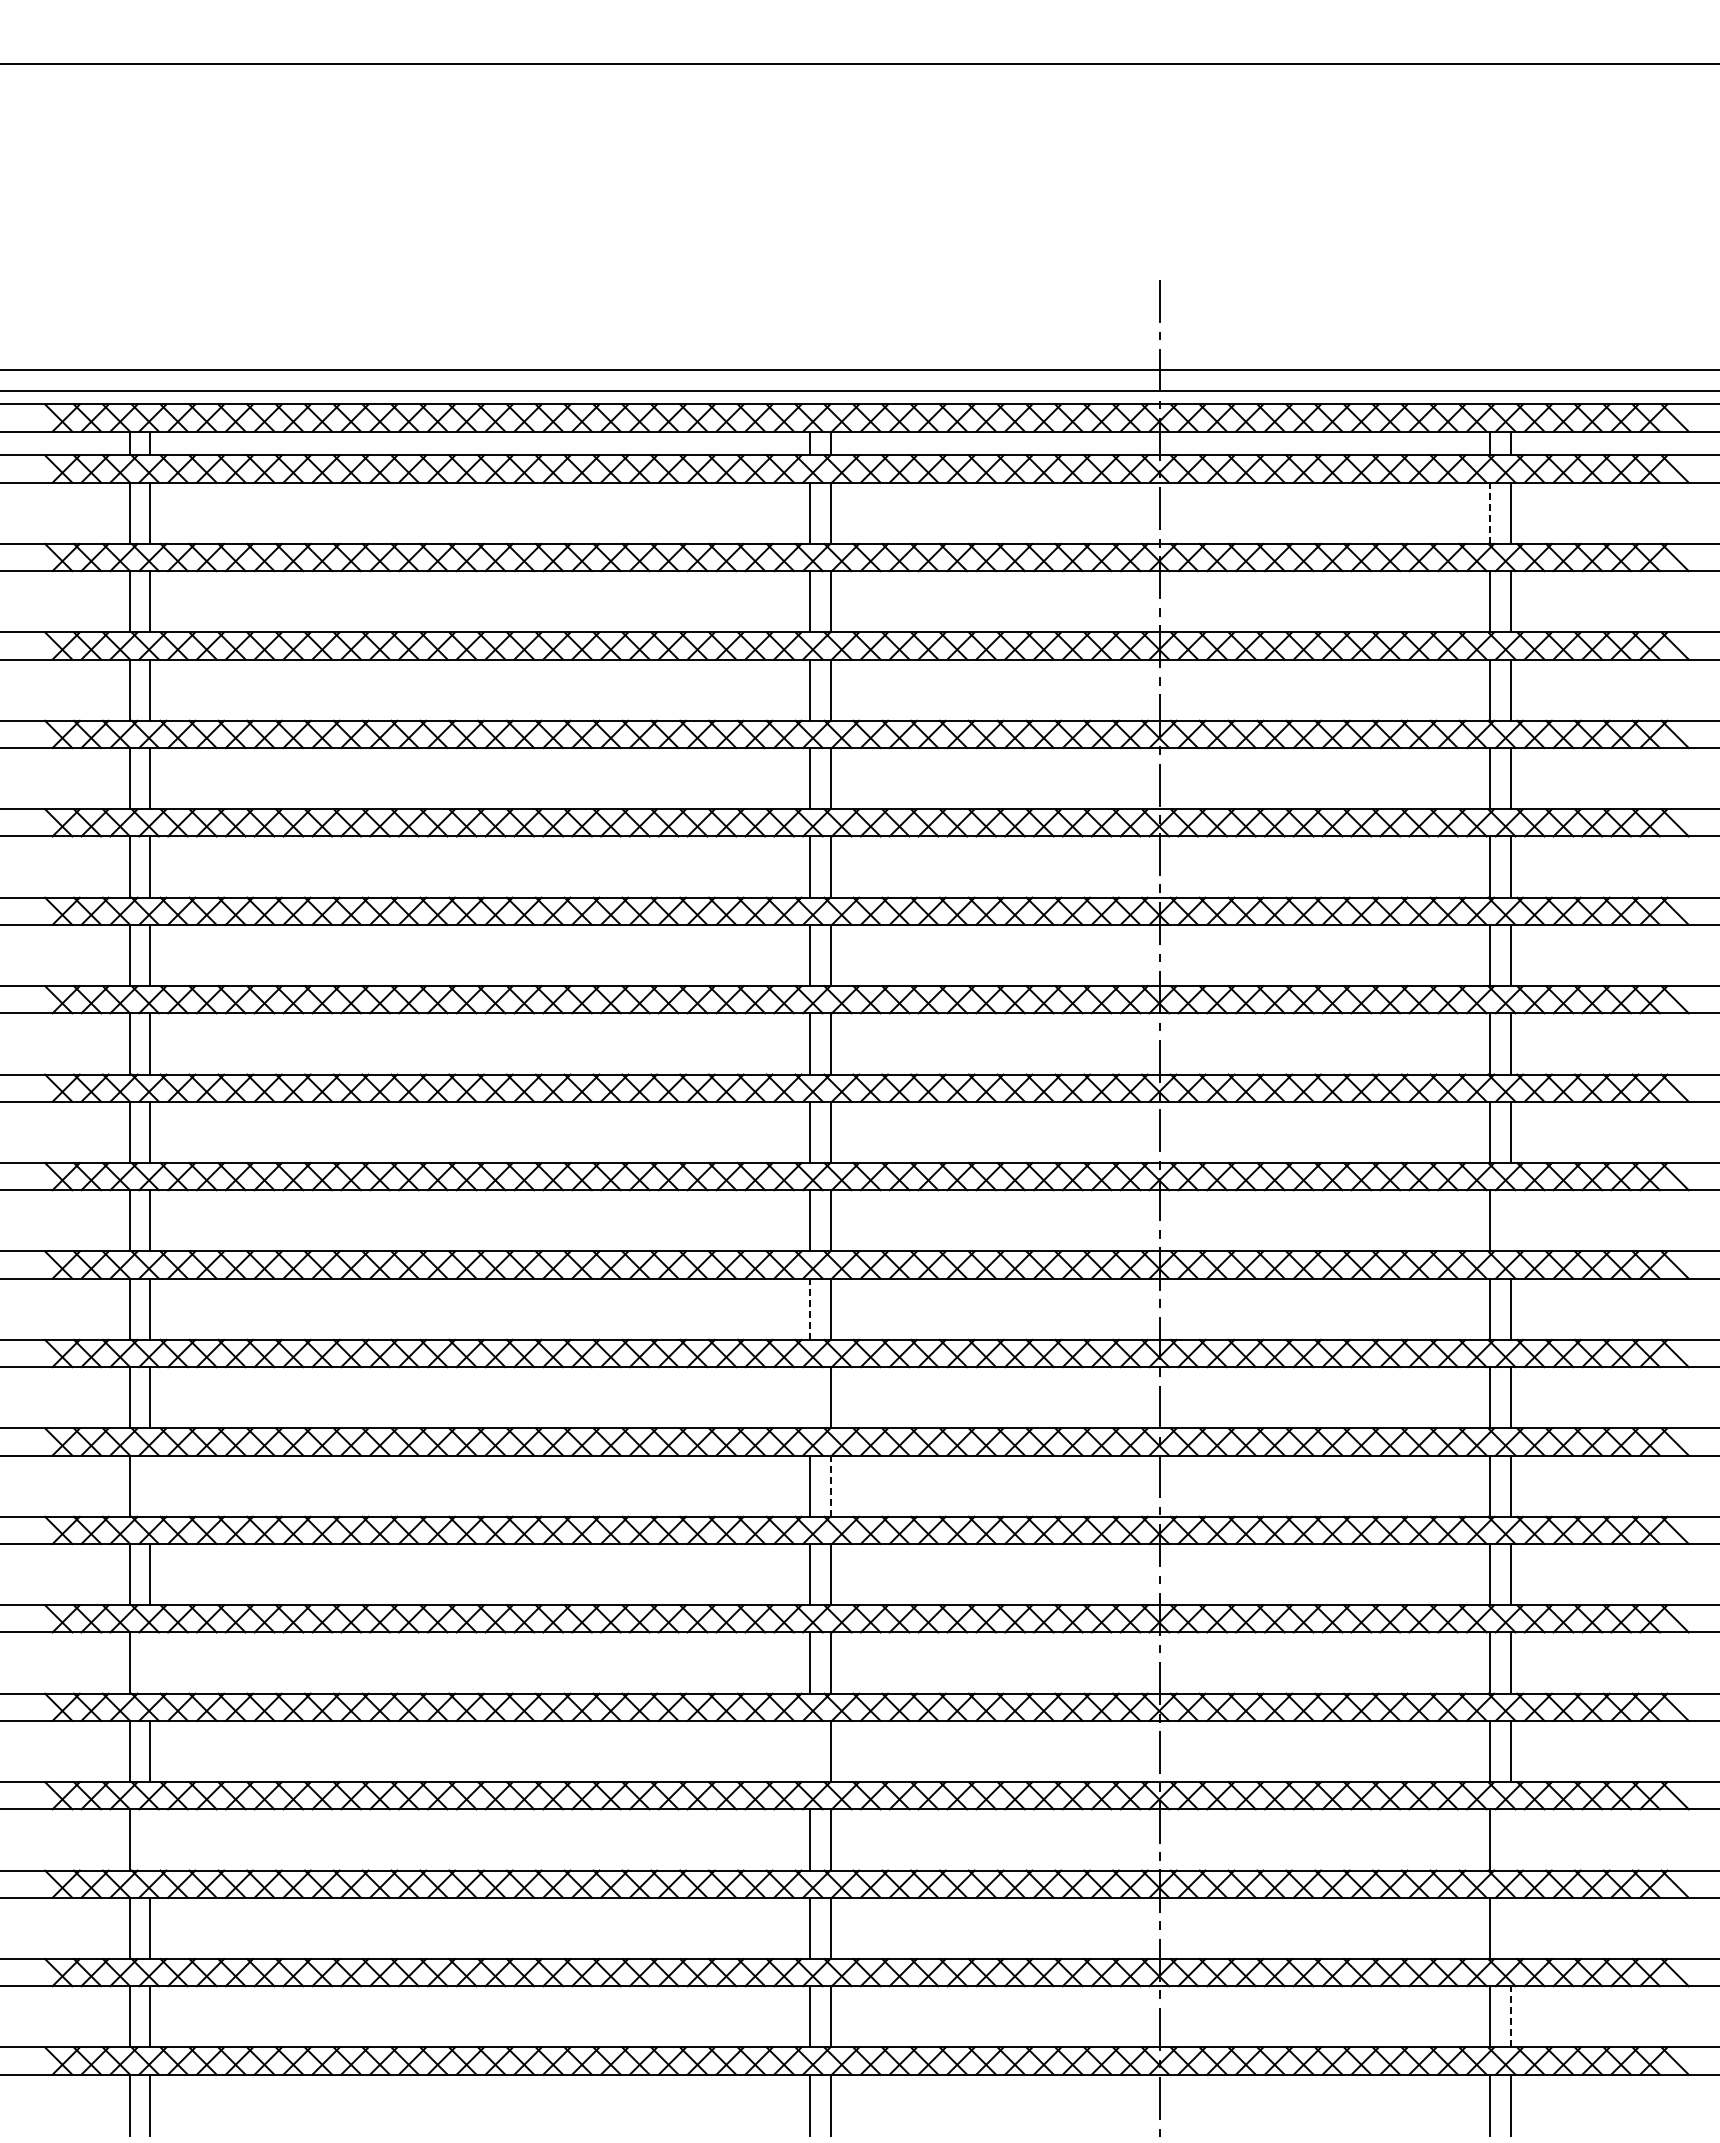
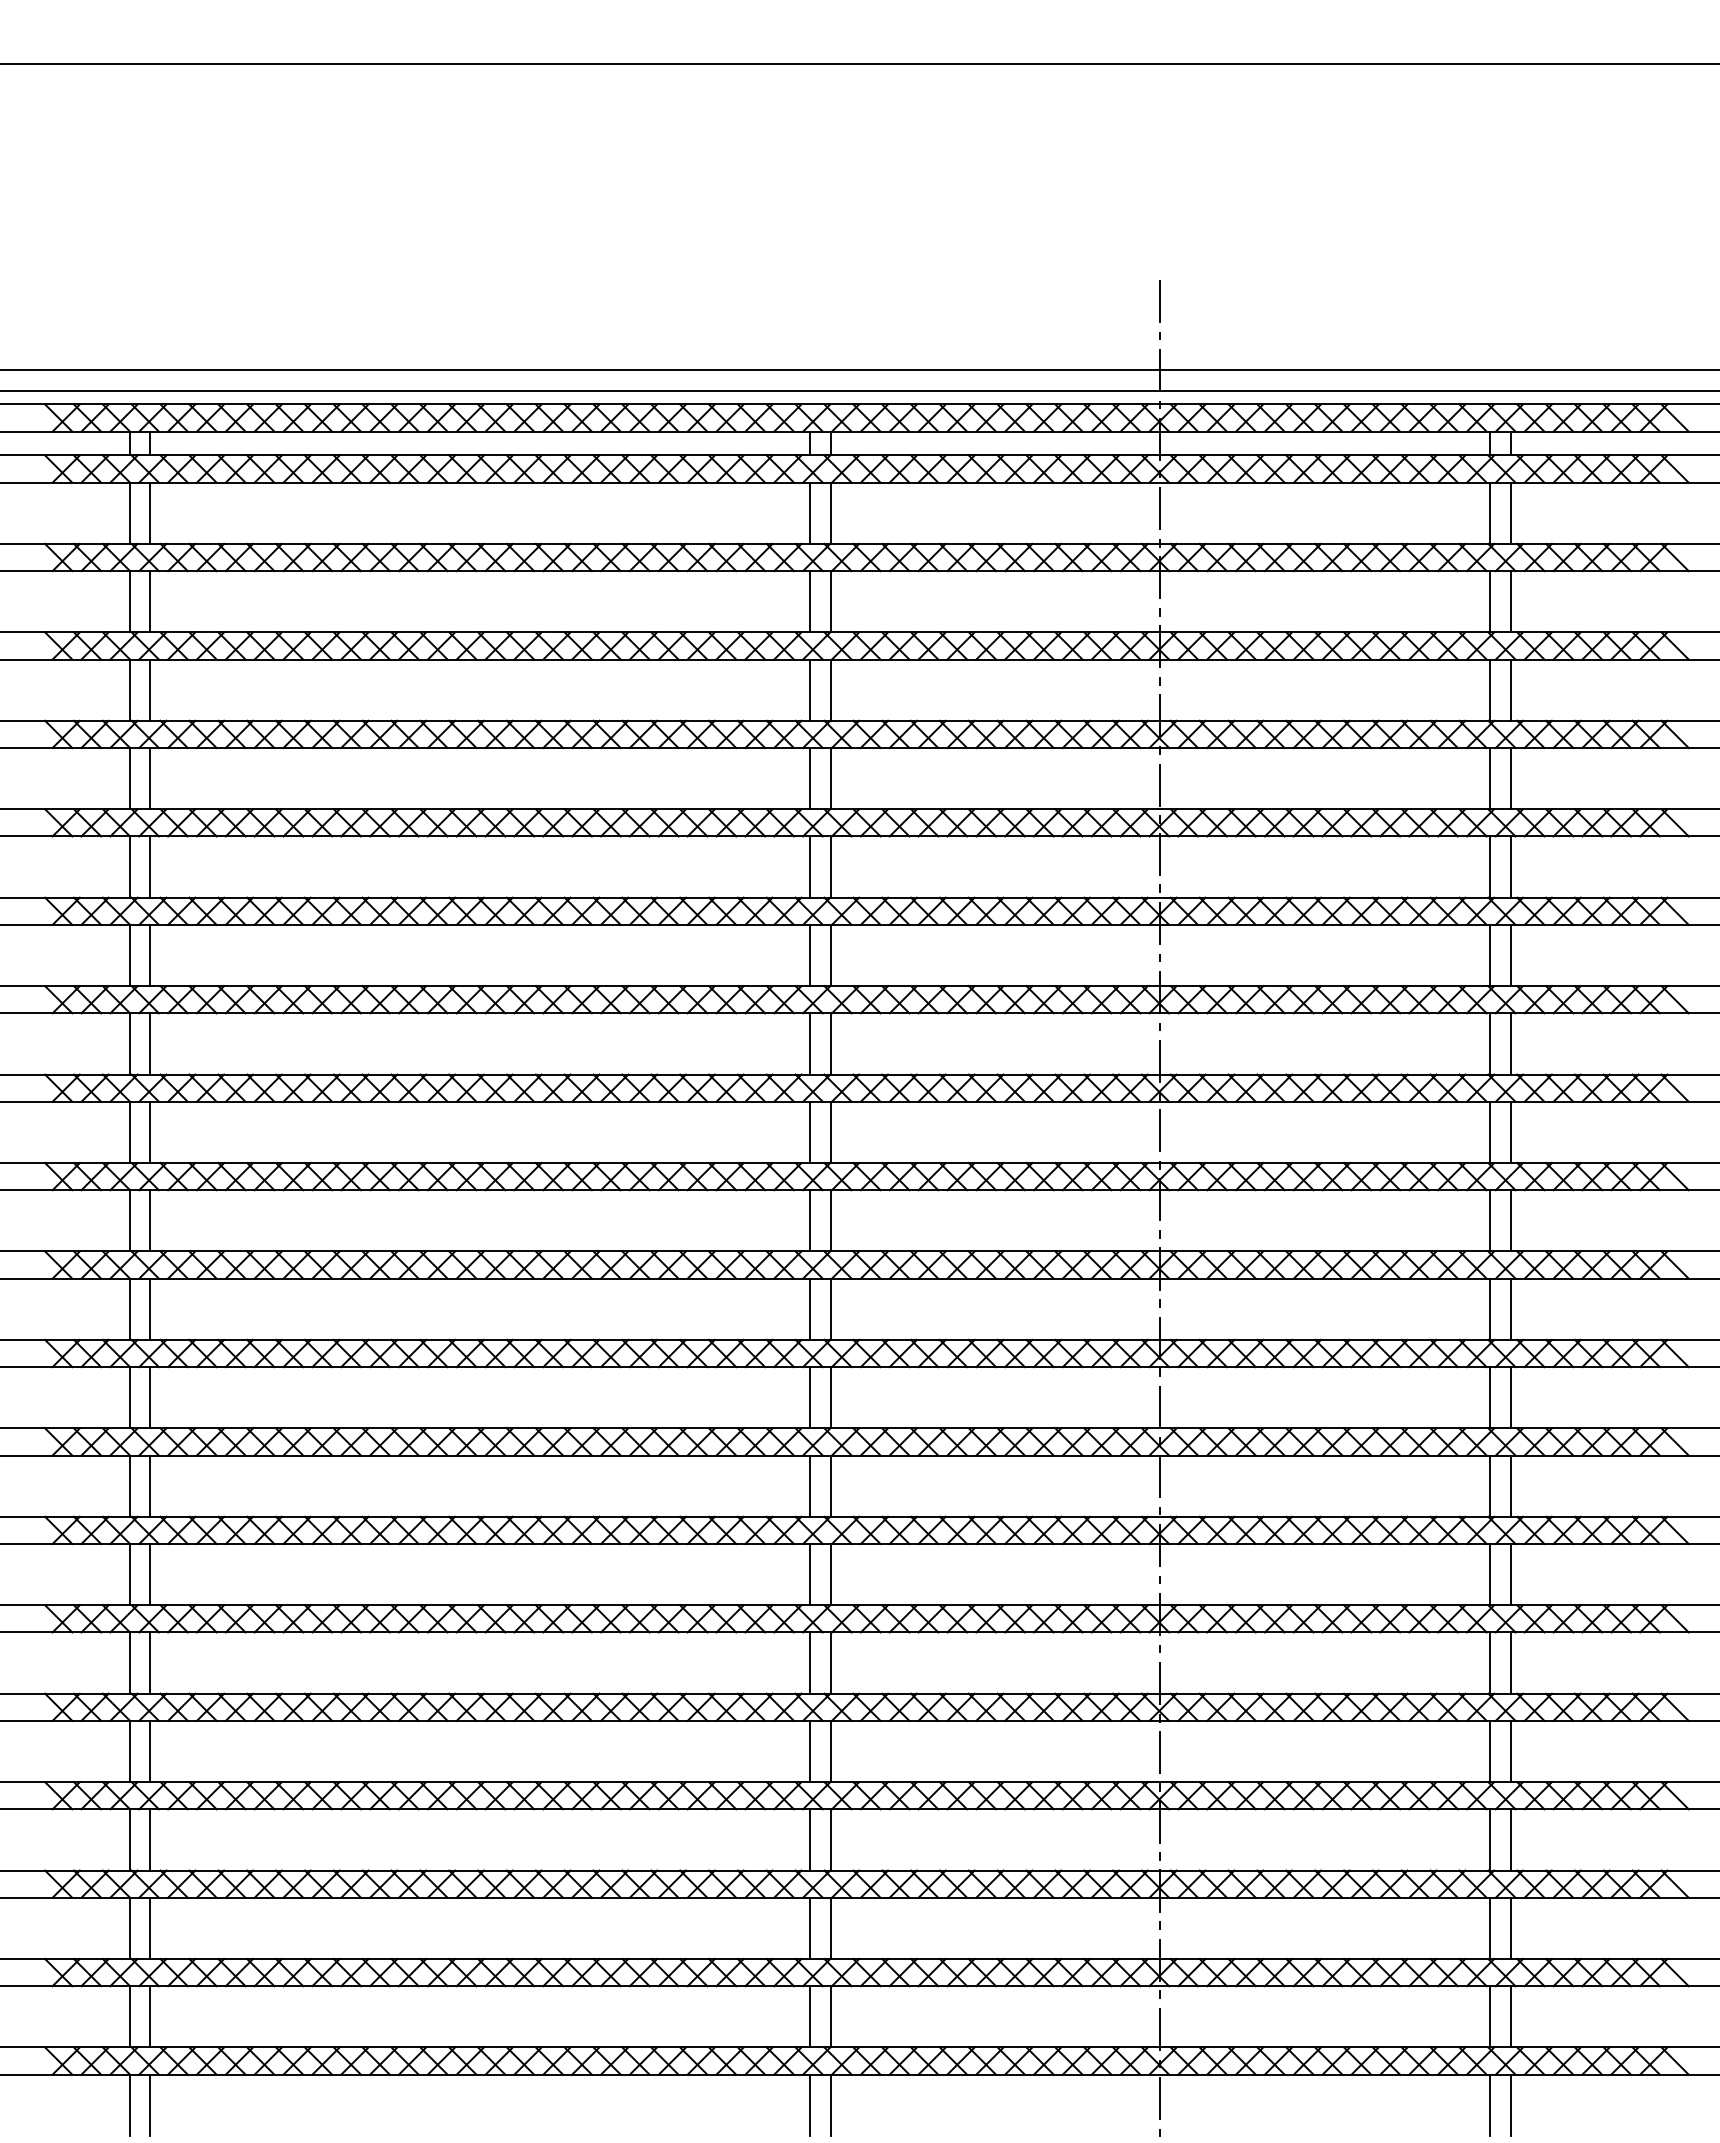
line: dashed -> solid (1490, 513)
line: none -> present (1510, 1220)
line: dashed -> solid (810, 1309)
line: none -> present (810, 1397)
line: none -> present (150, 1485)
line: dashed -> solid (830, 1486)
line: none -> present (150, 1662)
line: none -> present (810, 1751)
line: none -> present (150, 1839)
line: none -> present (1510, 1839)
line: none -> present (1510, 1928)
line: dashed -> solid (1510, 2016)
